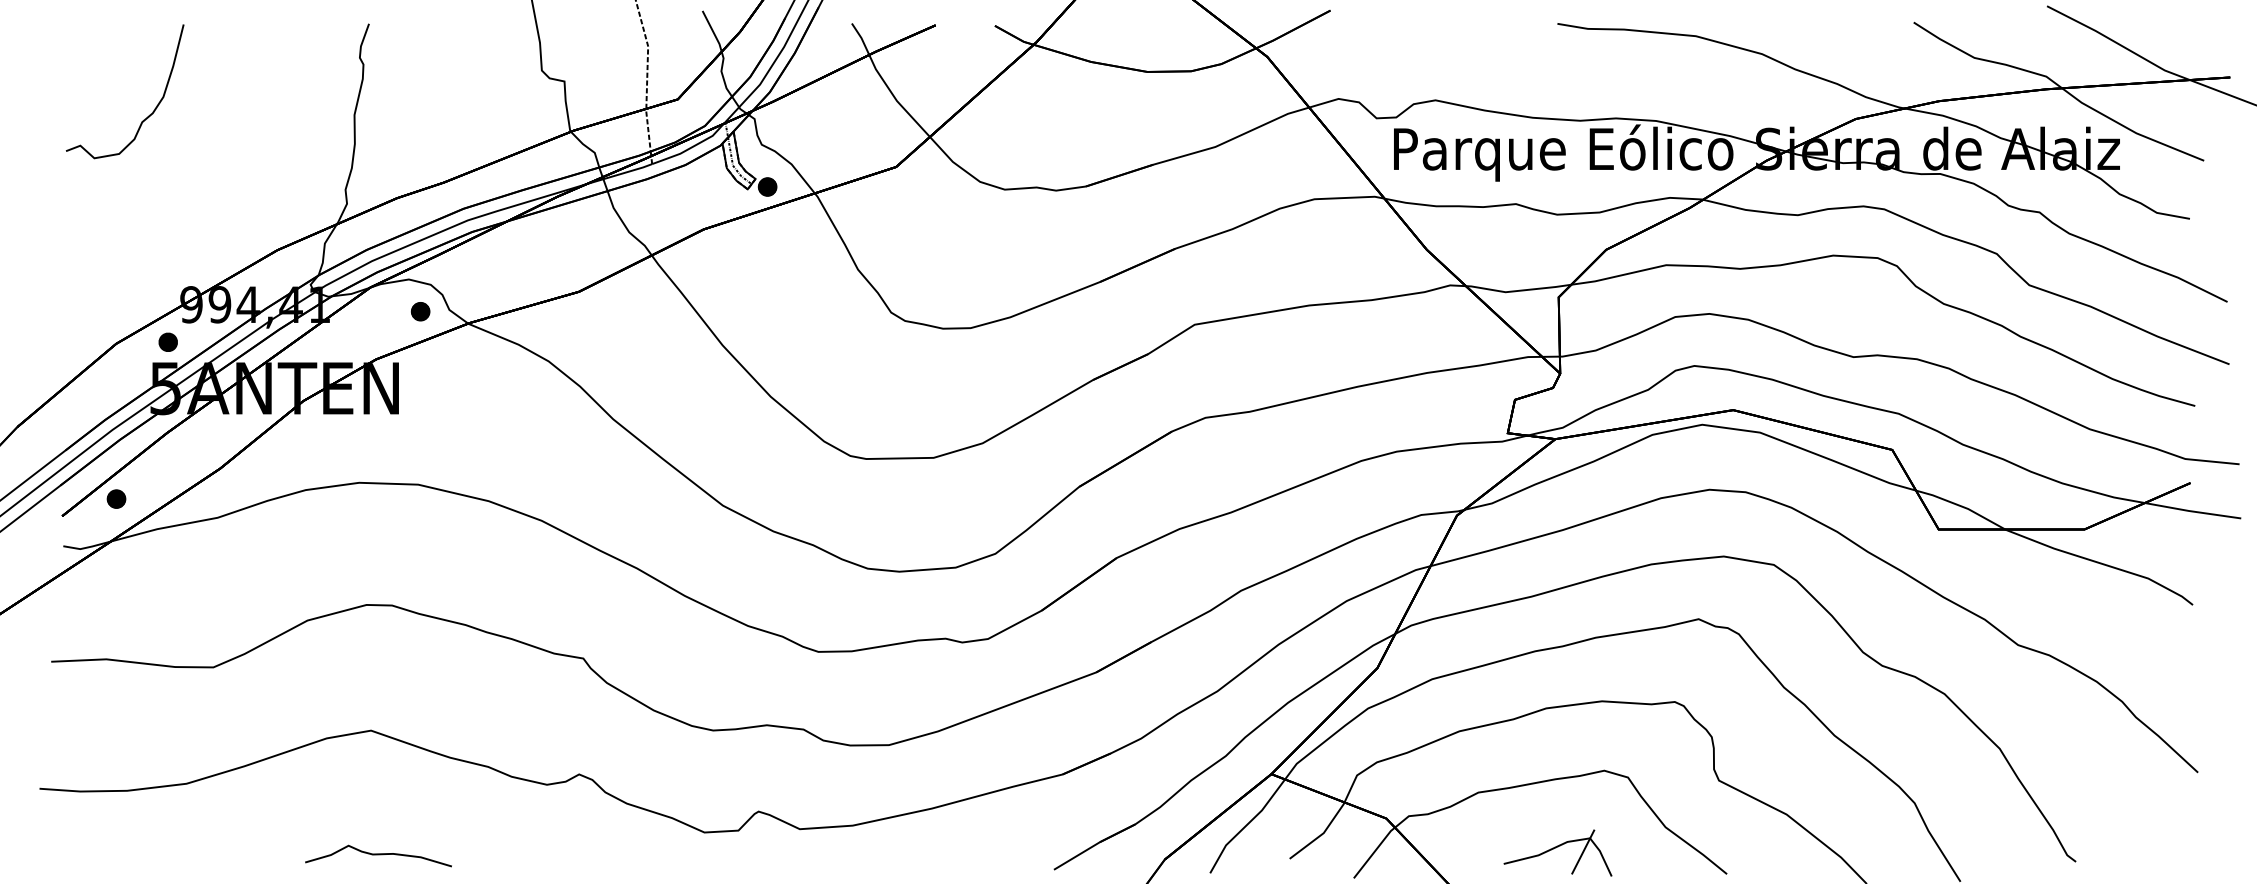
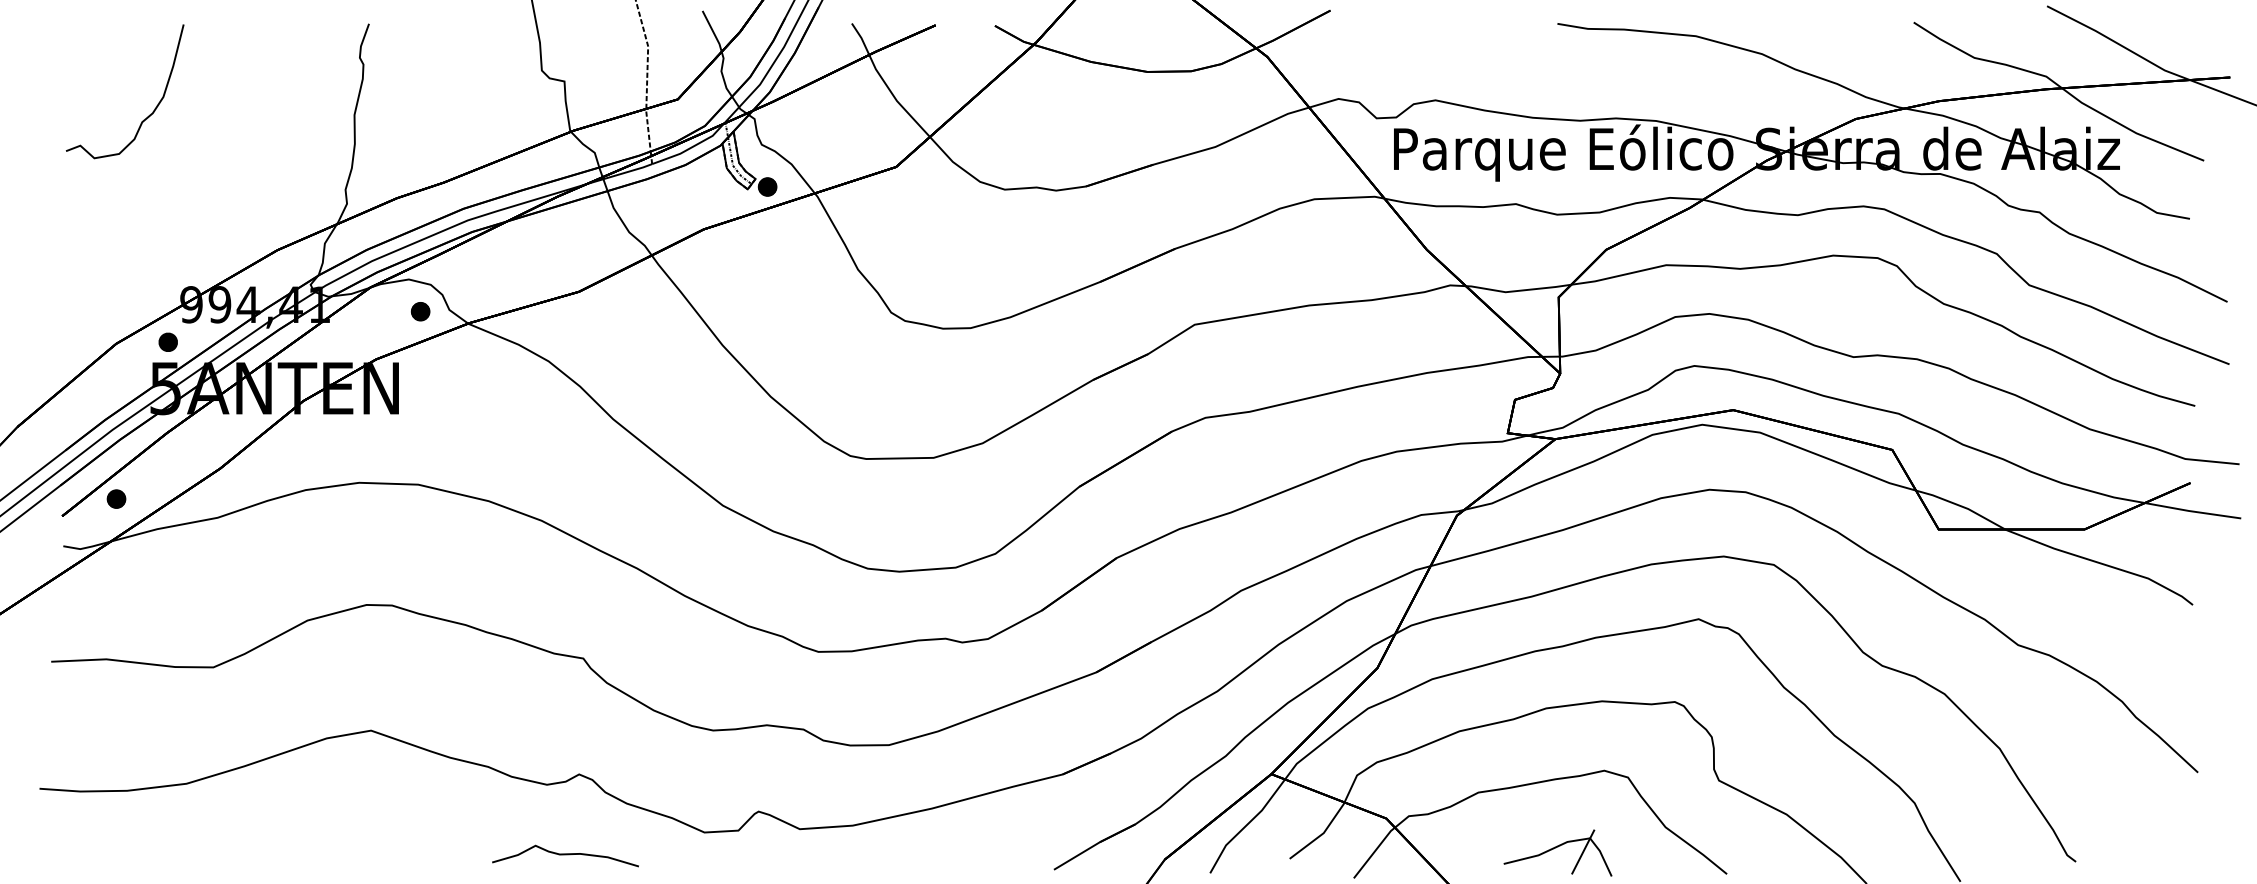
curve position: (378, 855) -> (565, 855) (565, 855)
